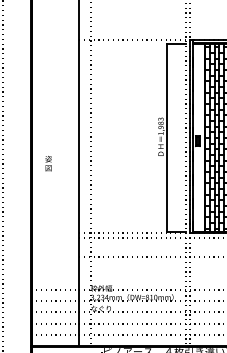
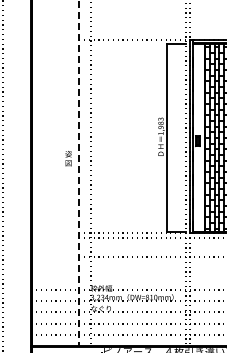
text position: (48, 163) -> (68, 158) (68, 158)
line: solid -> dashed (79, 173)
